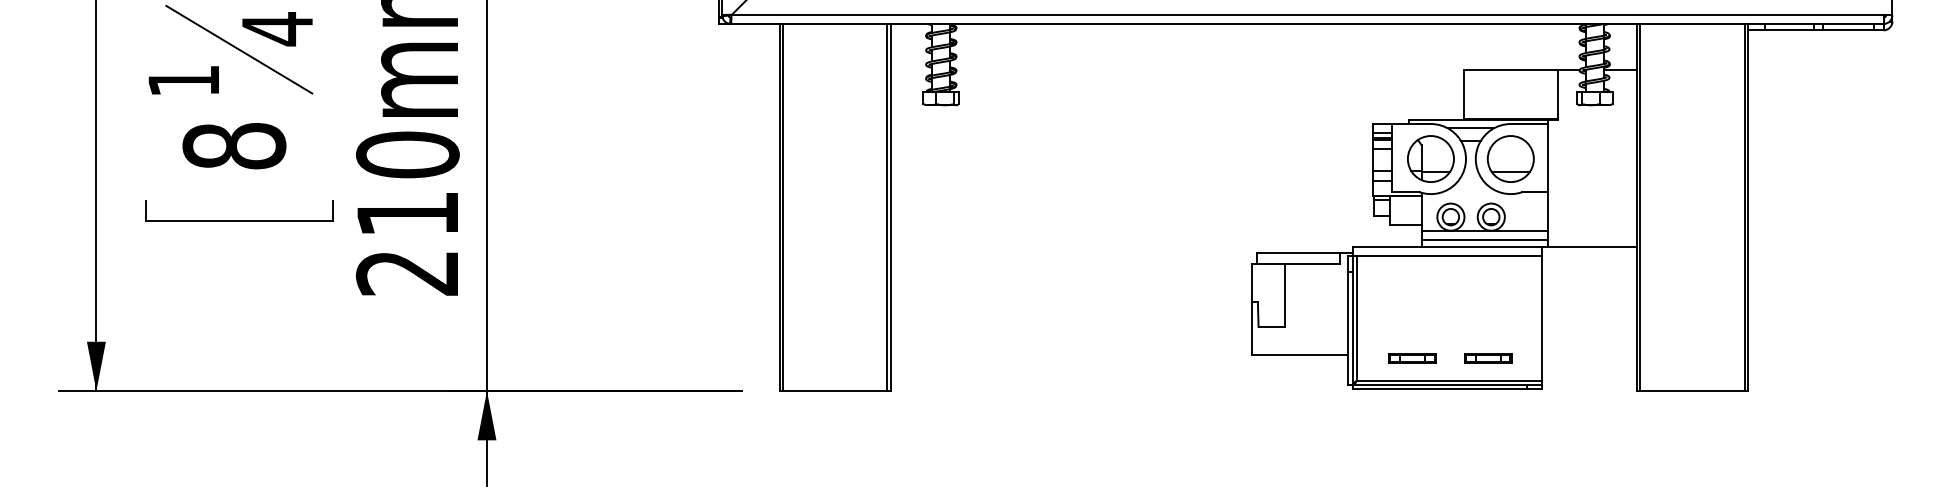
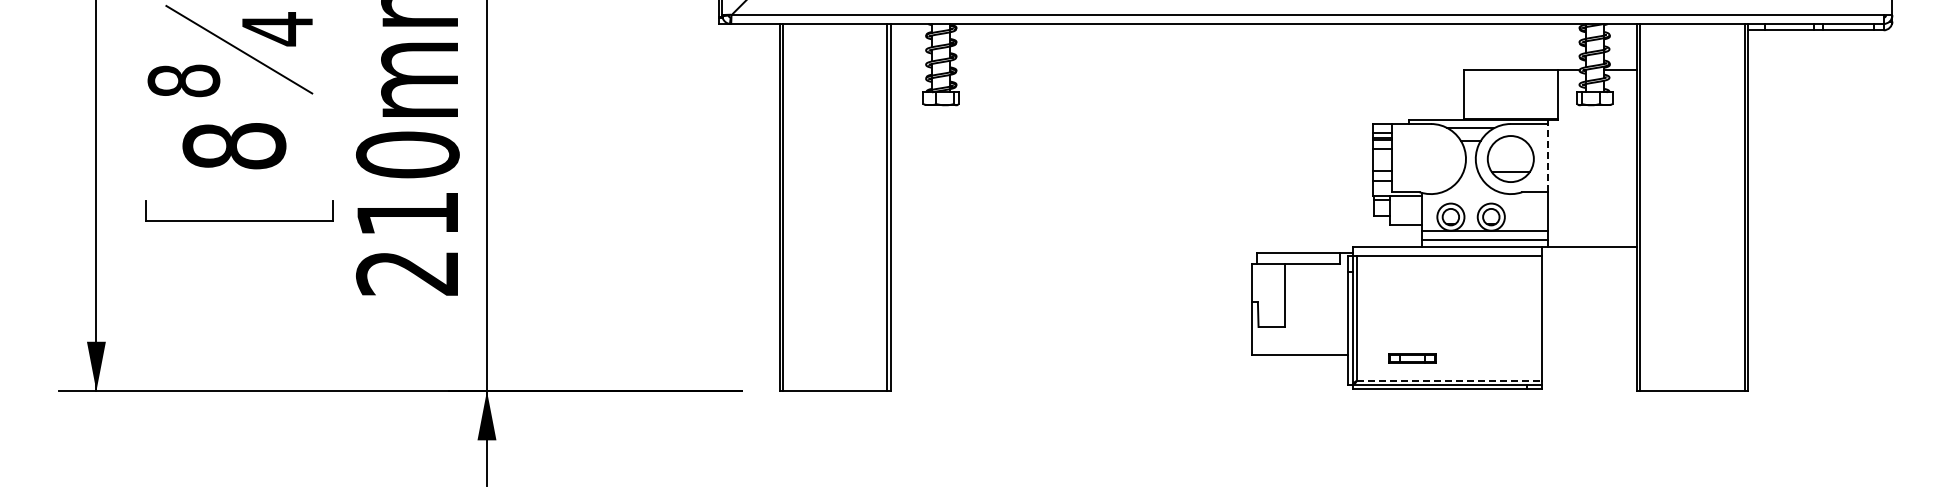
text: 1 -> 8 (183, 80)
line: solid -> dashed (1548, 157)
part: present -> none (1430, 158)
part: present -> none (1488, 358)
line: solid -> dashed (1449, 380)
